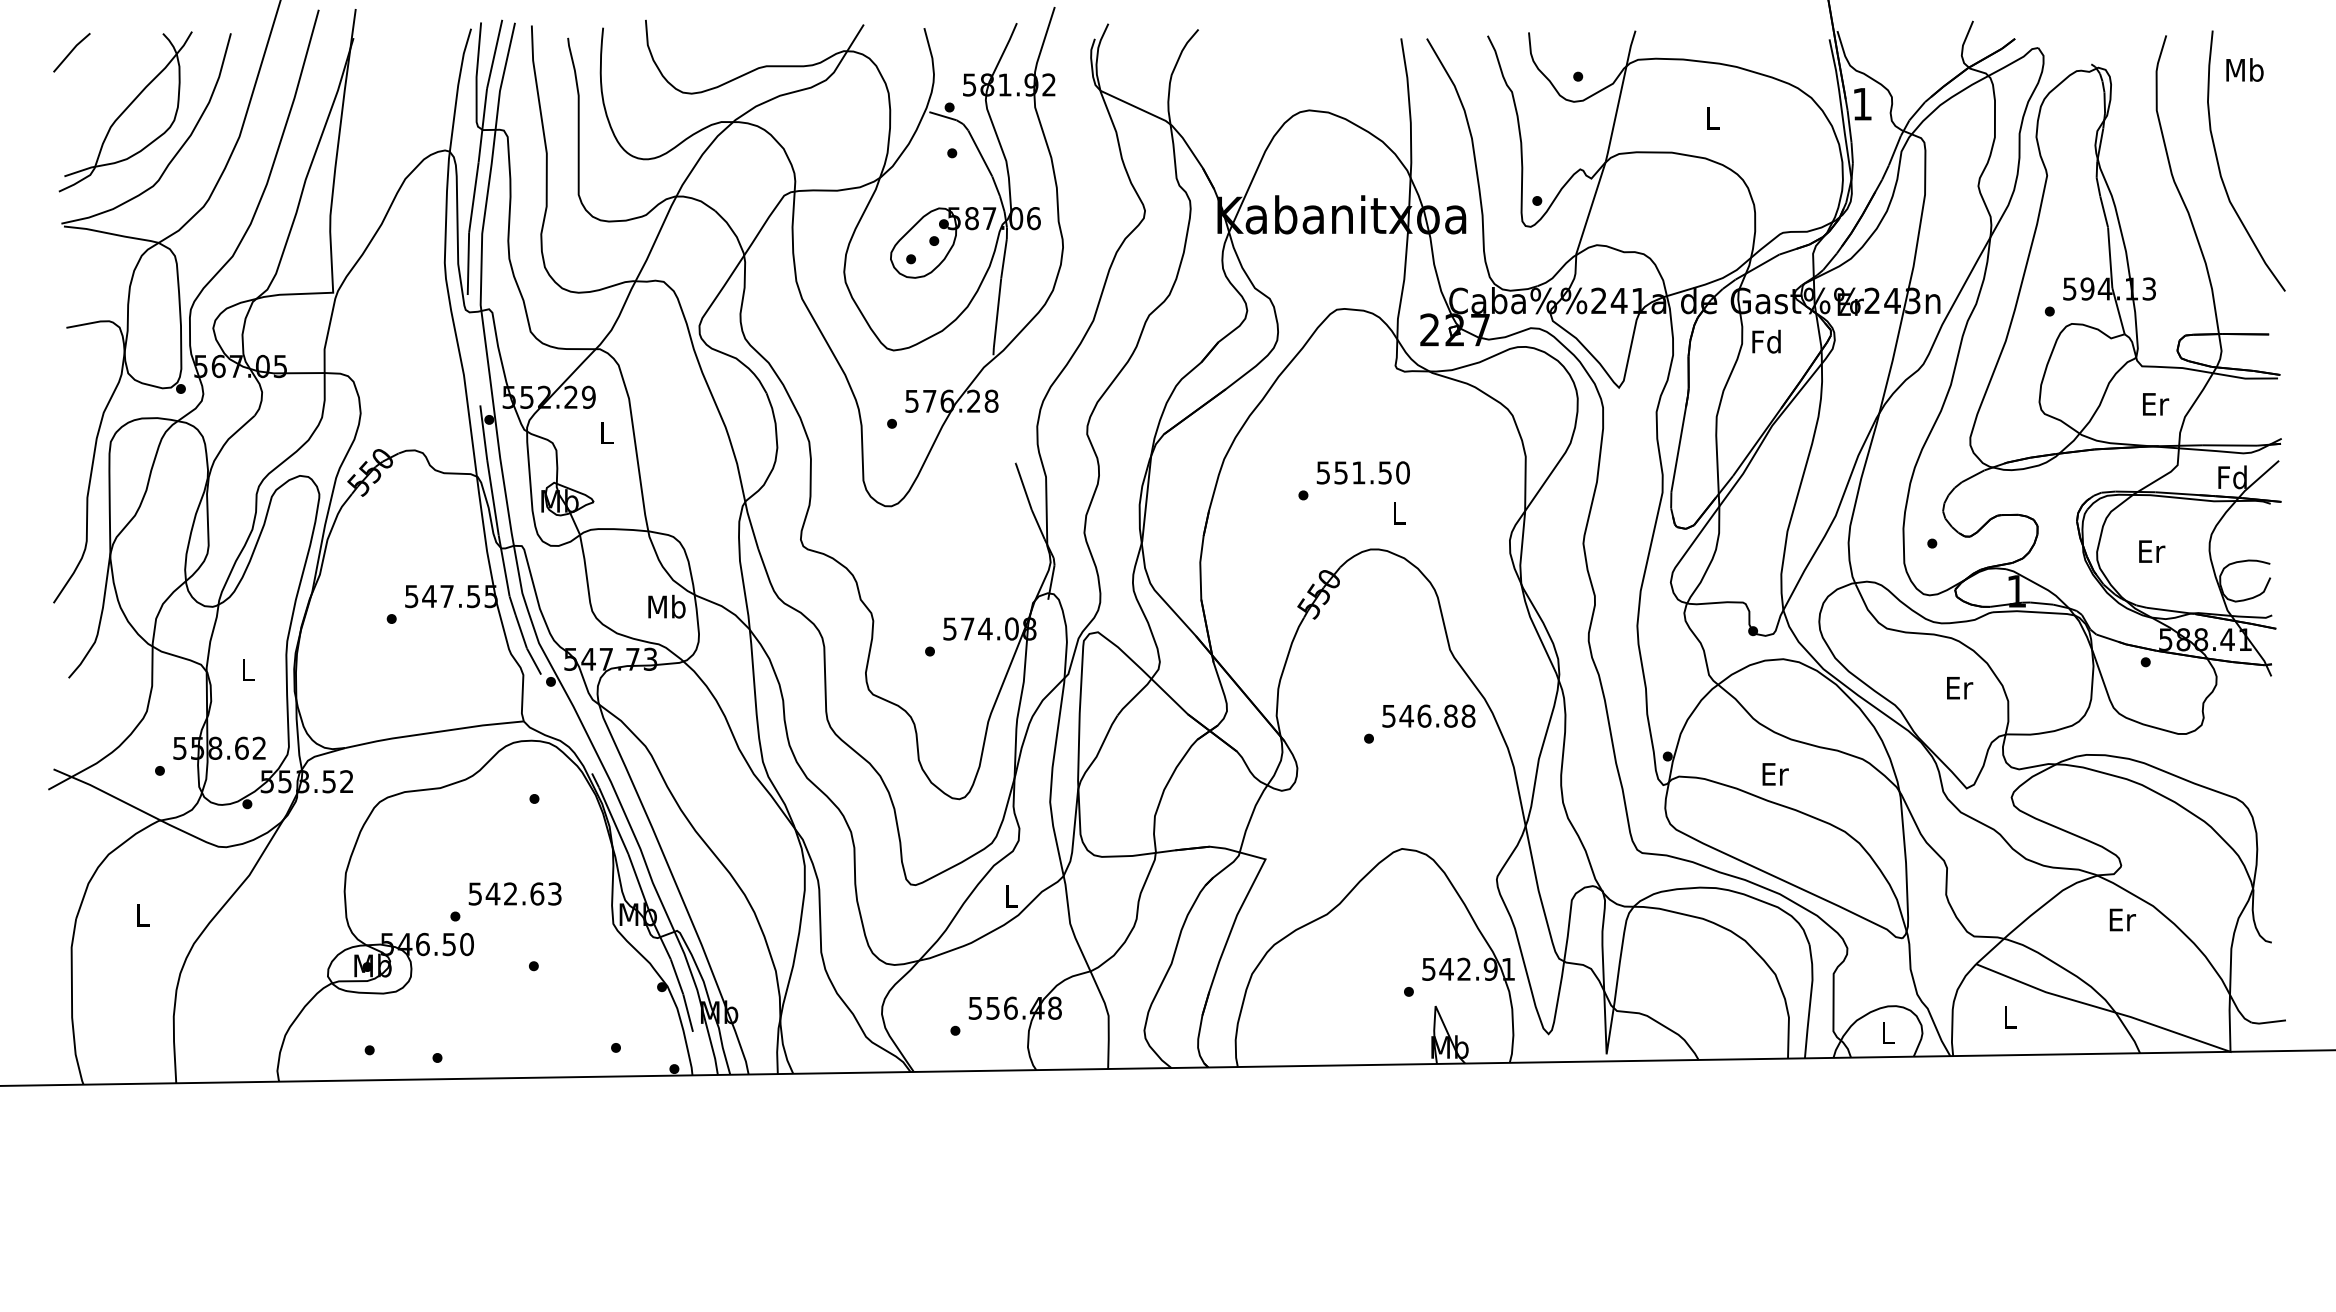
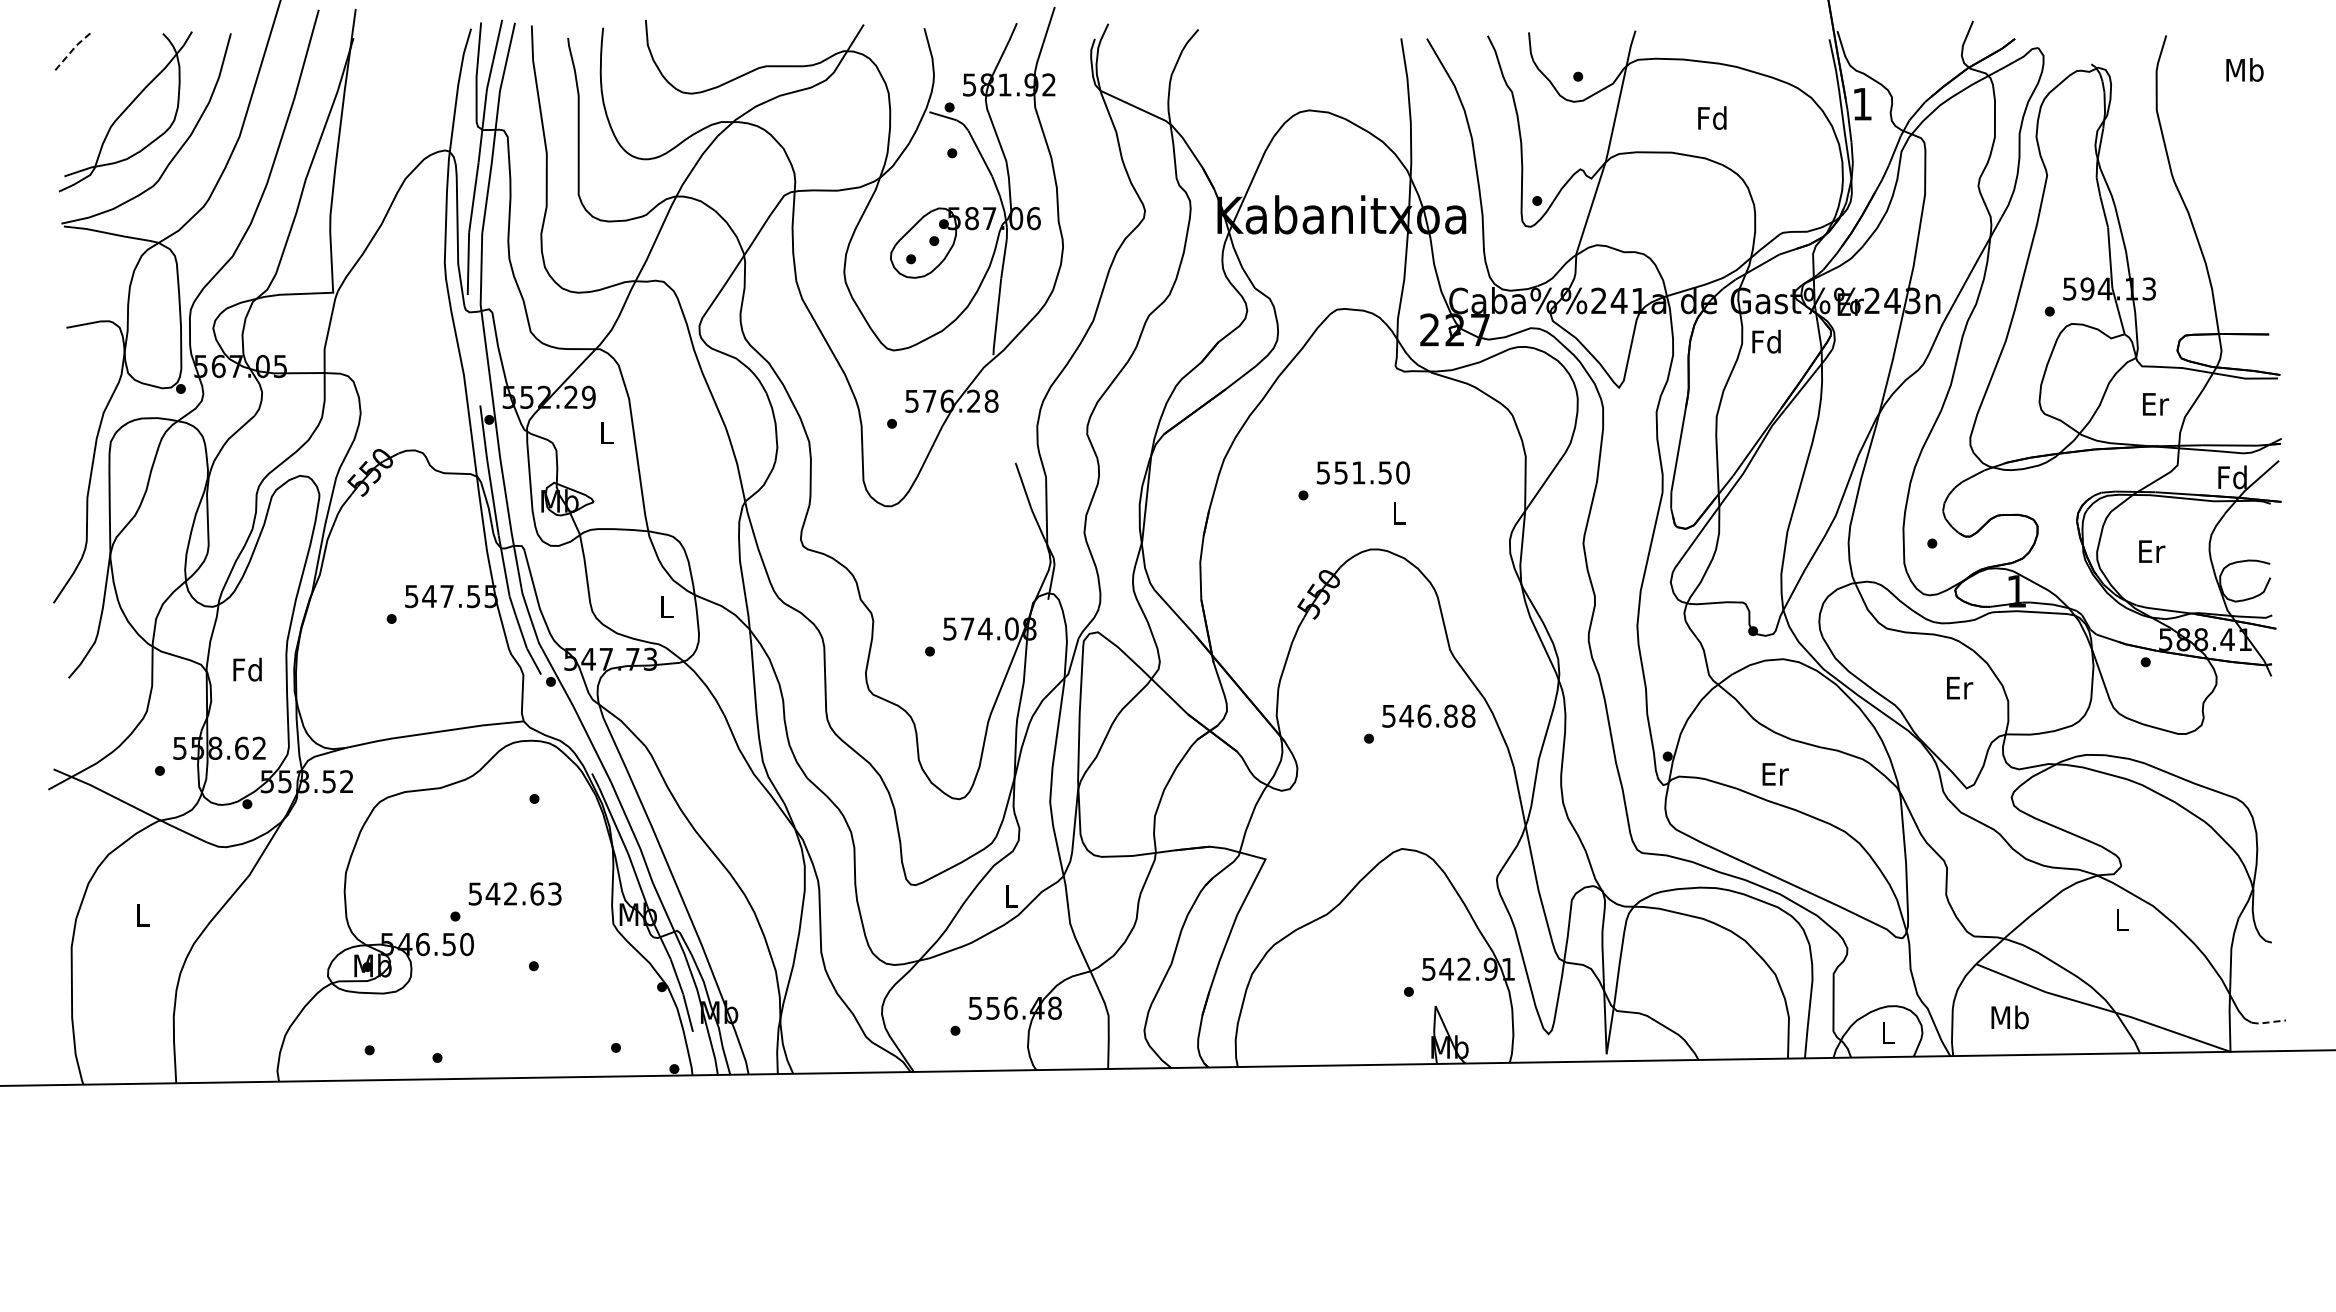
line: solid -> dashed (71, 51)
text: L -> Fd (1712, 117)
curve: present -> none (2219, 164)
text: Mb -> L (666, 606)
text: L -> Fd (247, 669)
text: Er -> L (2122, 919)
text: L -> Mb (2009, 1017)
line: solid -> dashed (2268, 1022)
